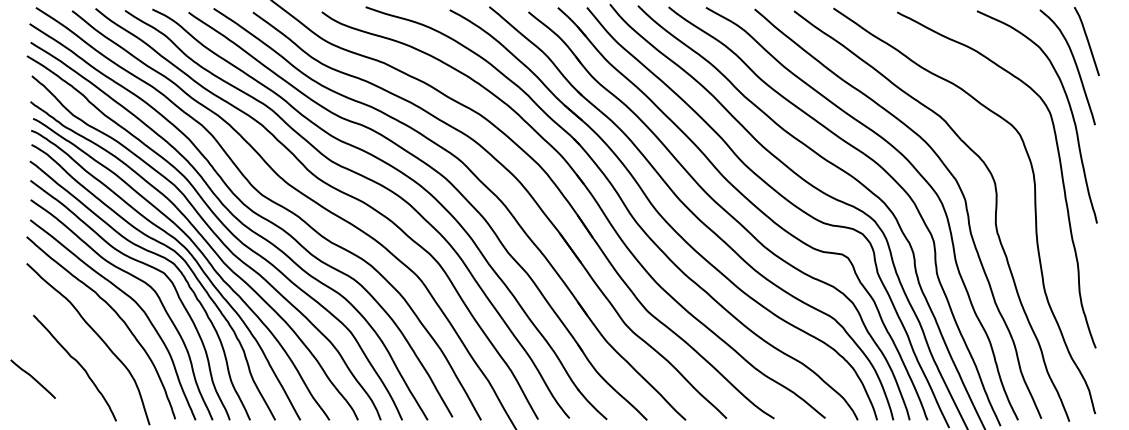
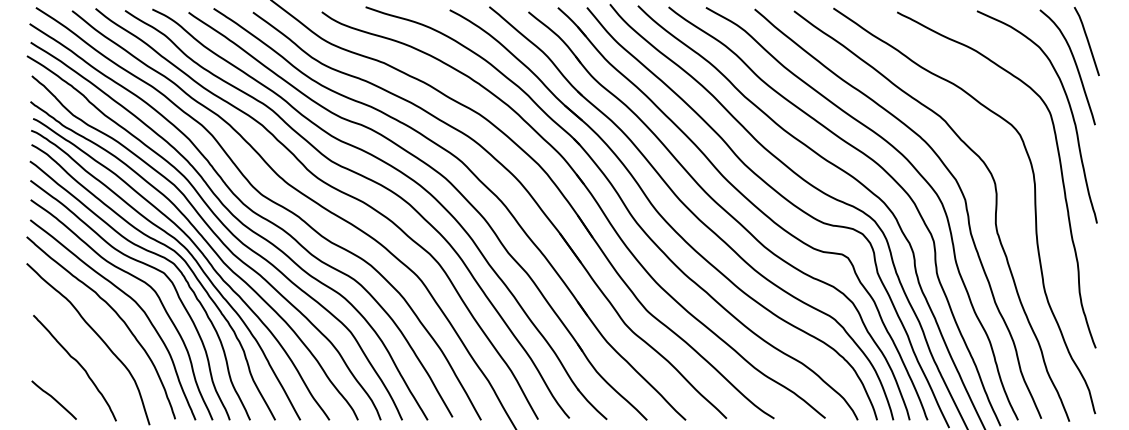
curve position: (32, 378) -> (53, 399) (53, 399)
